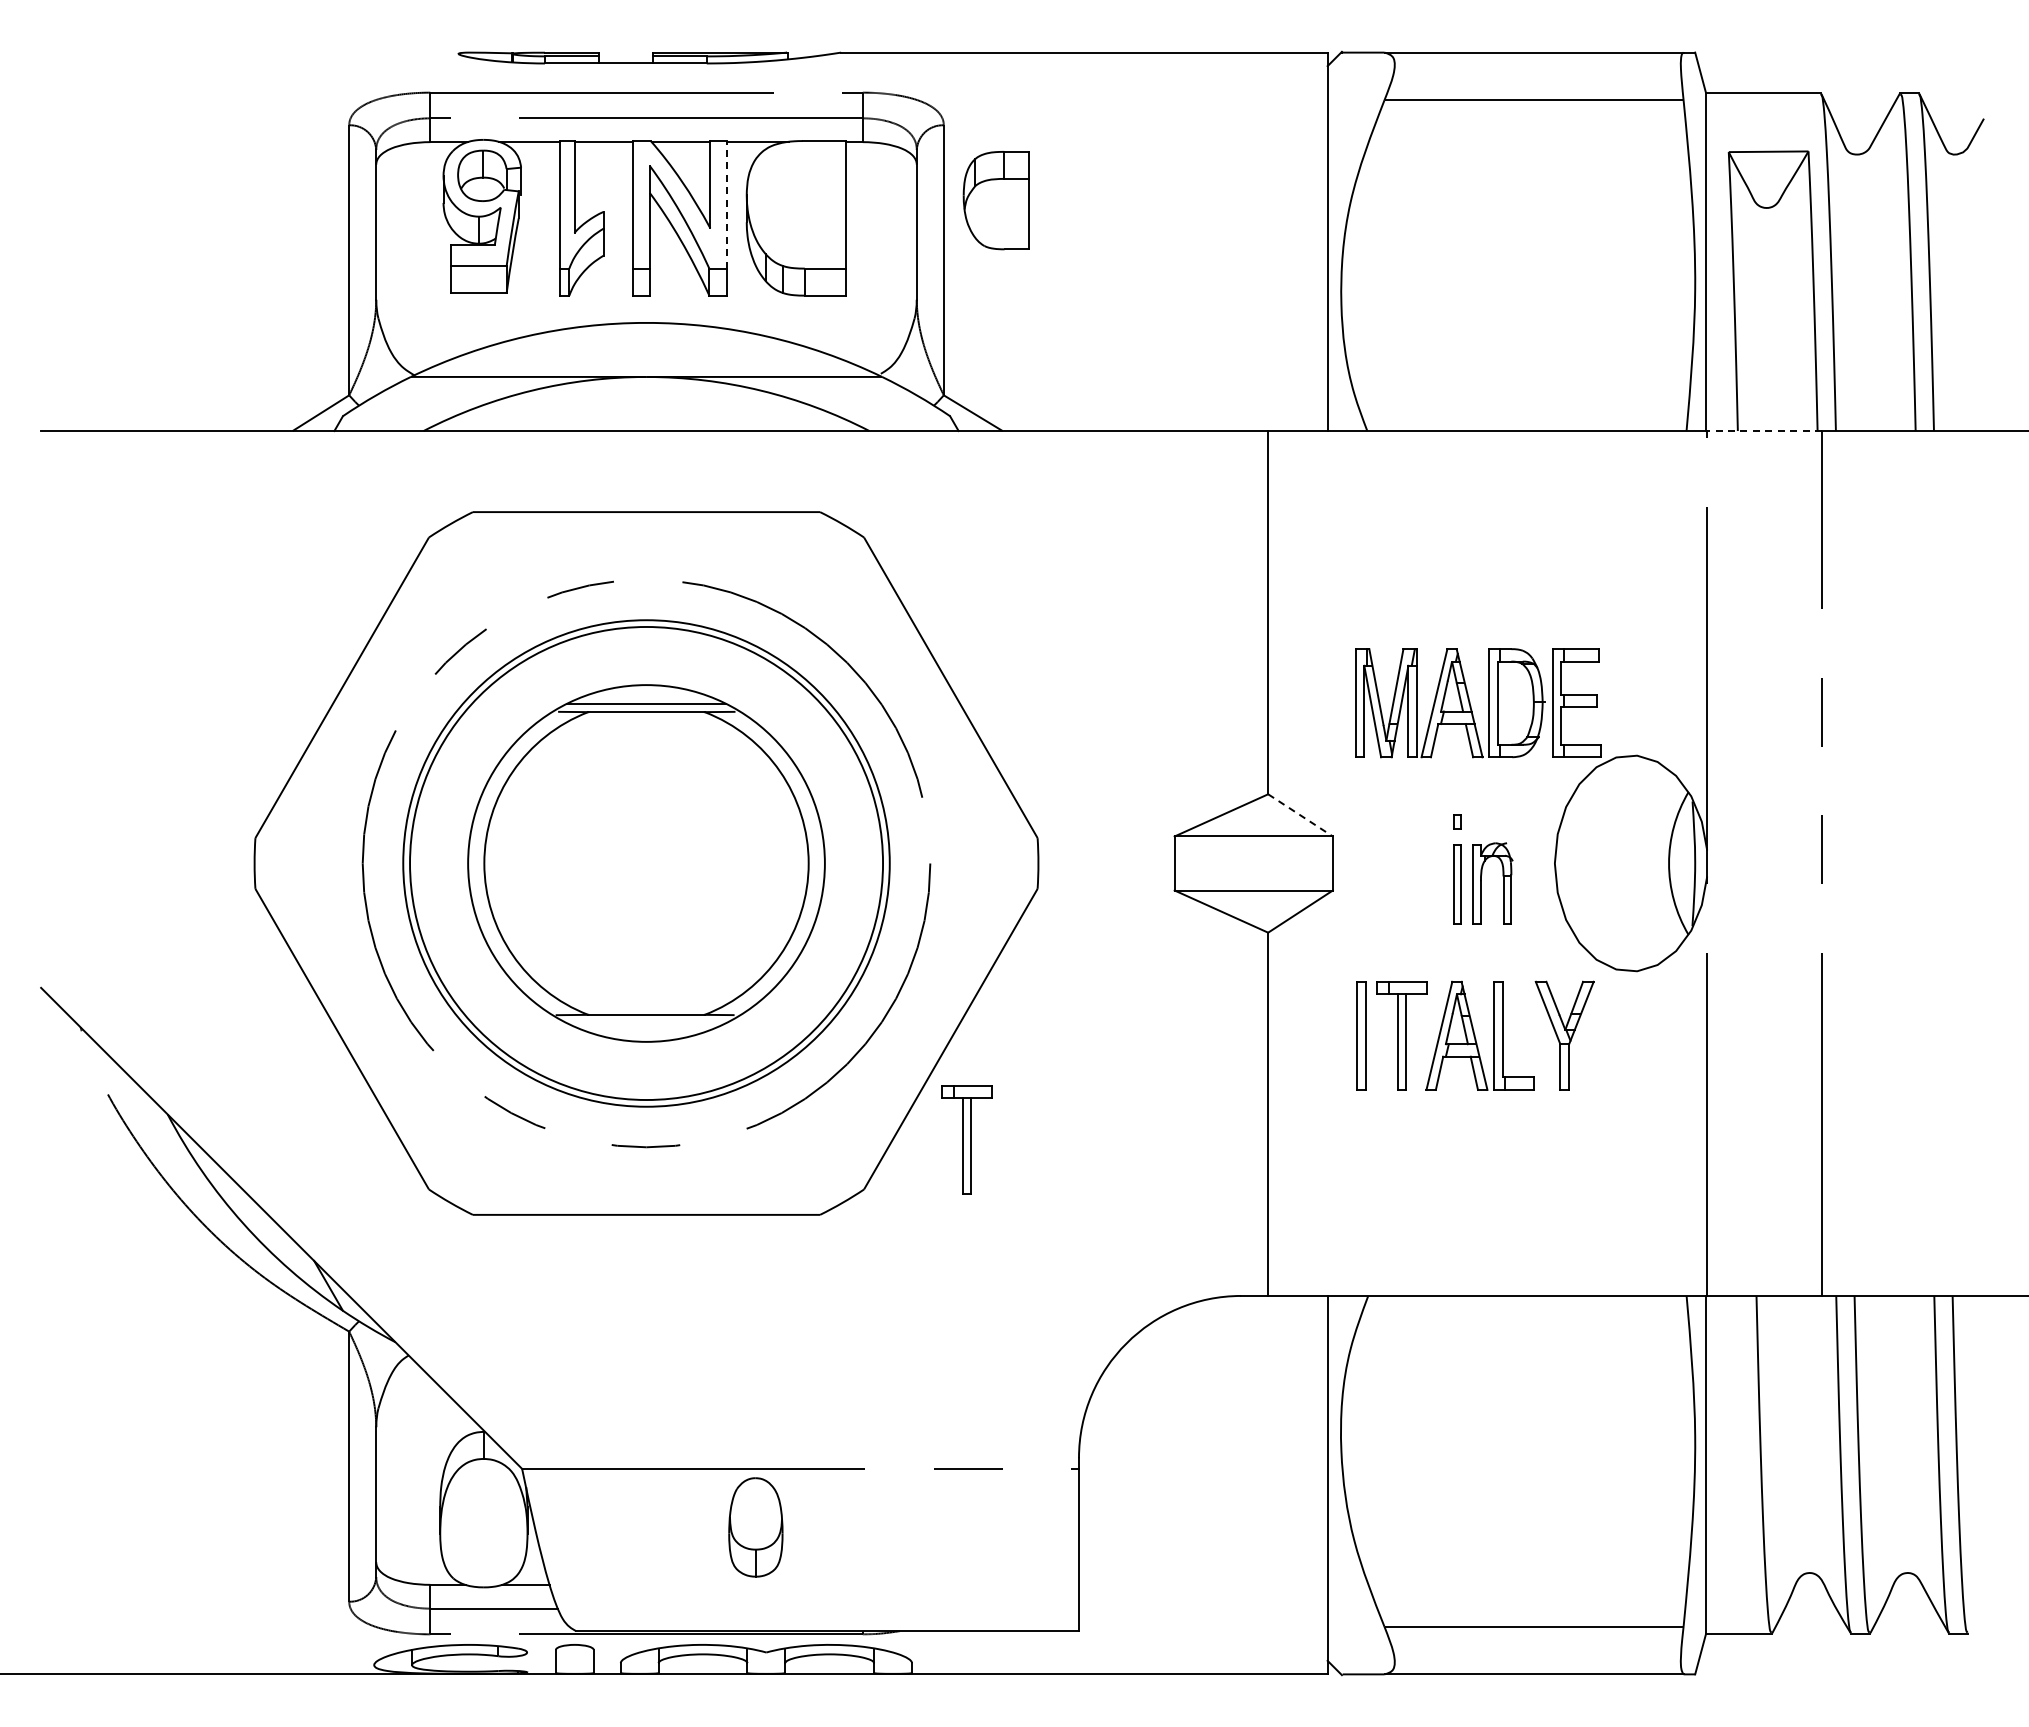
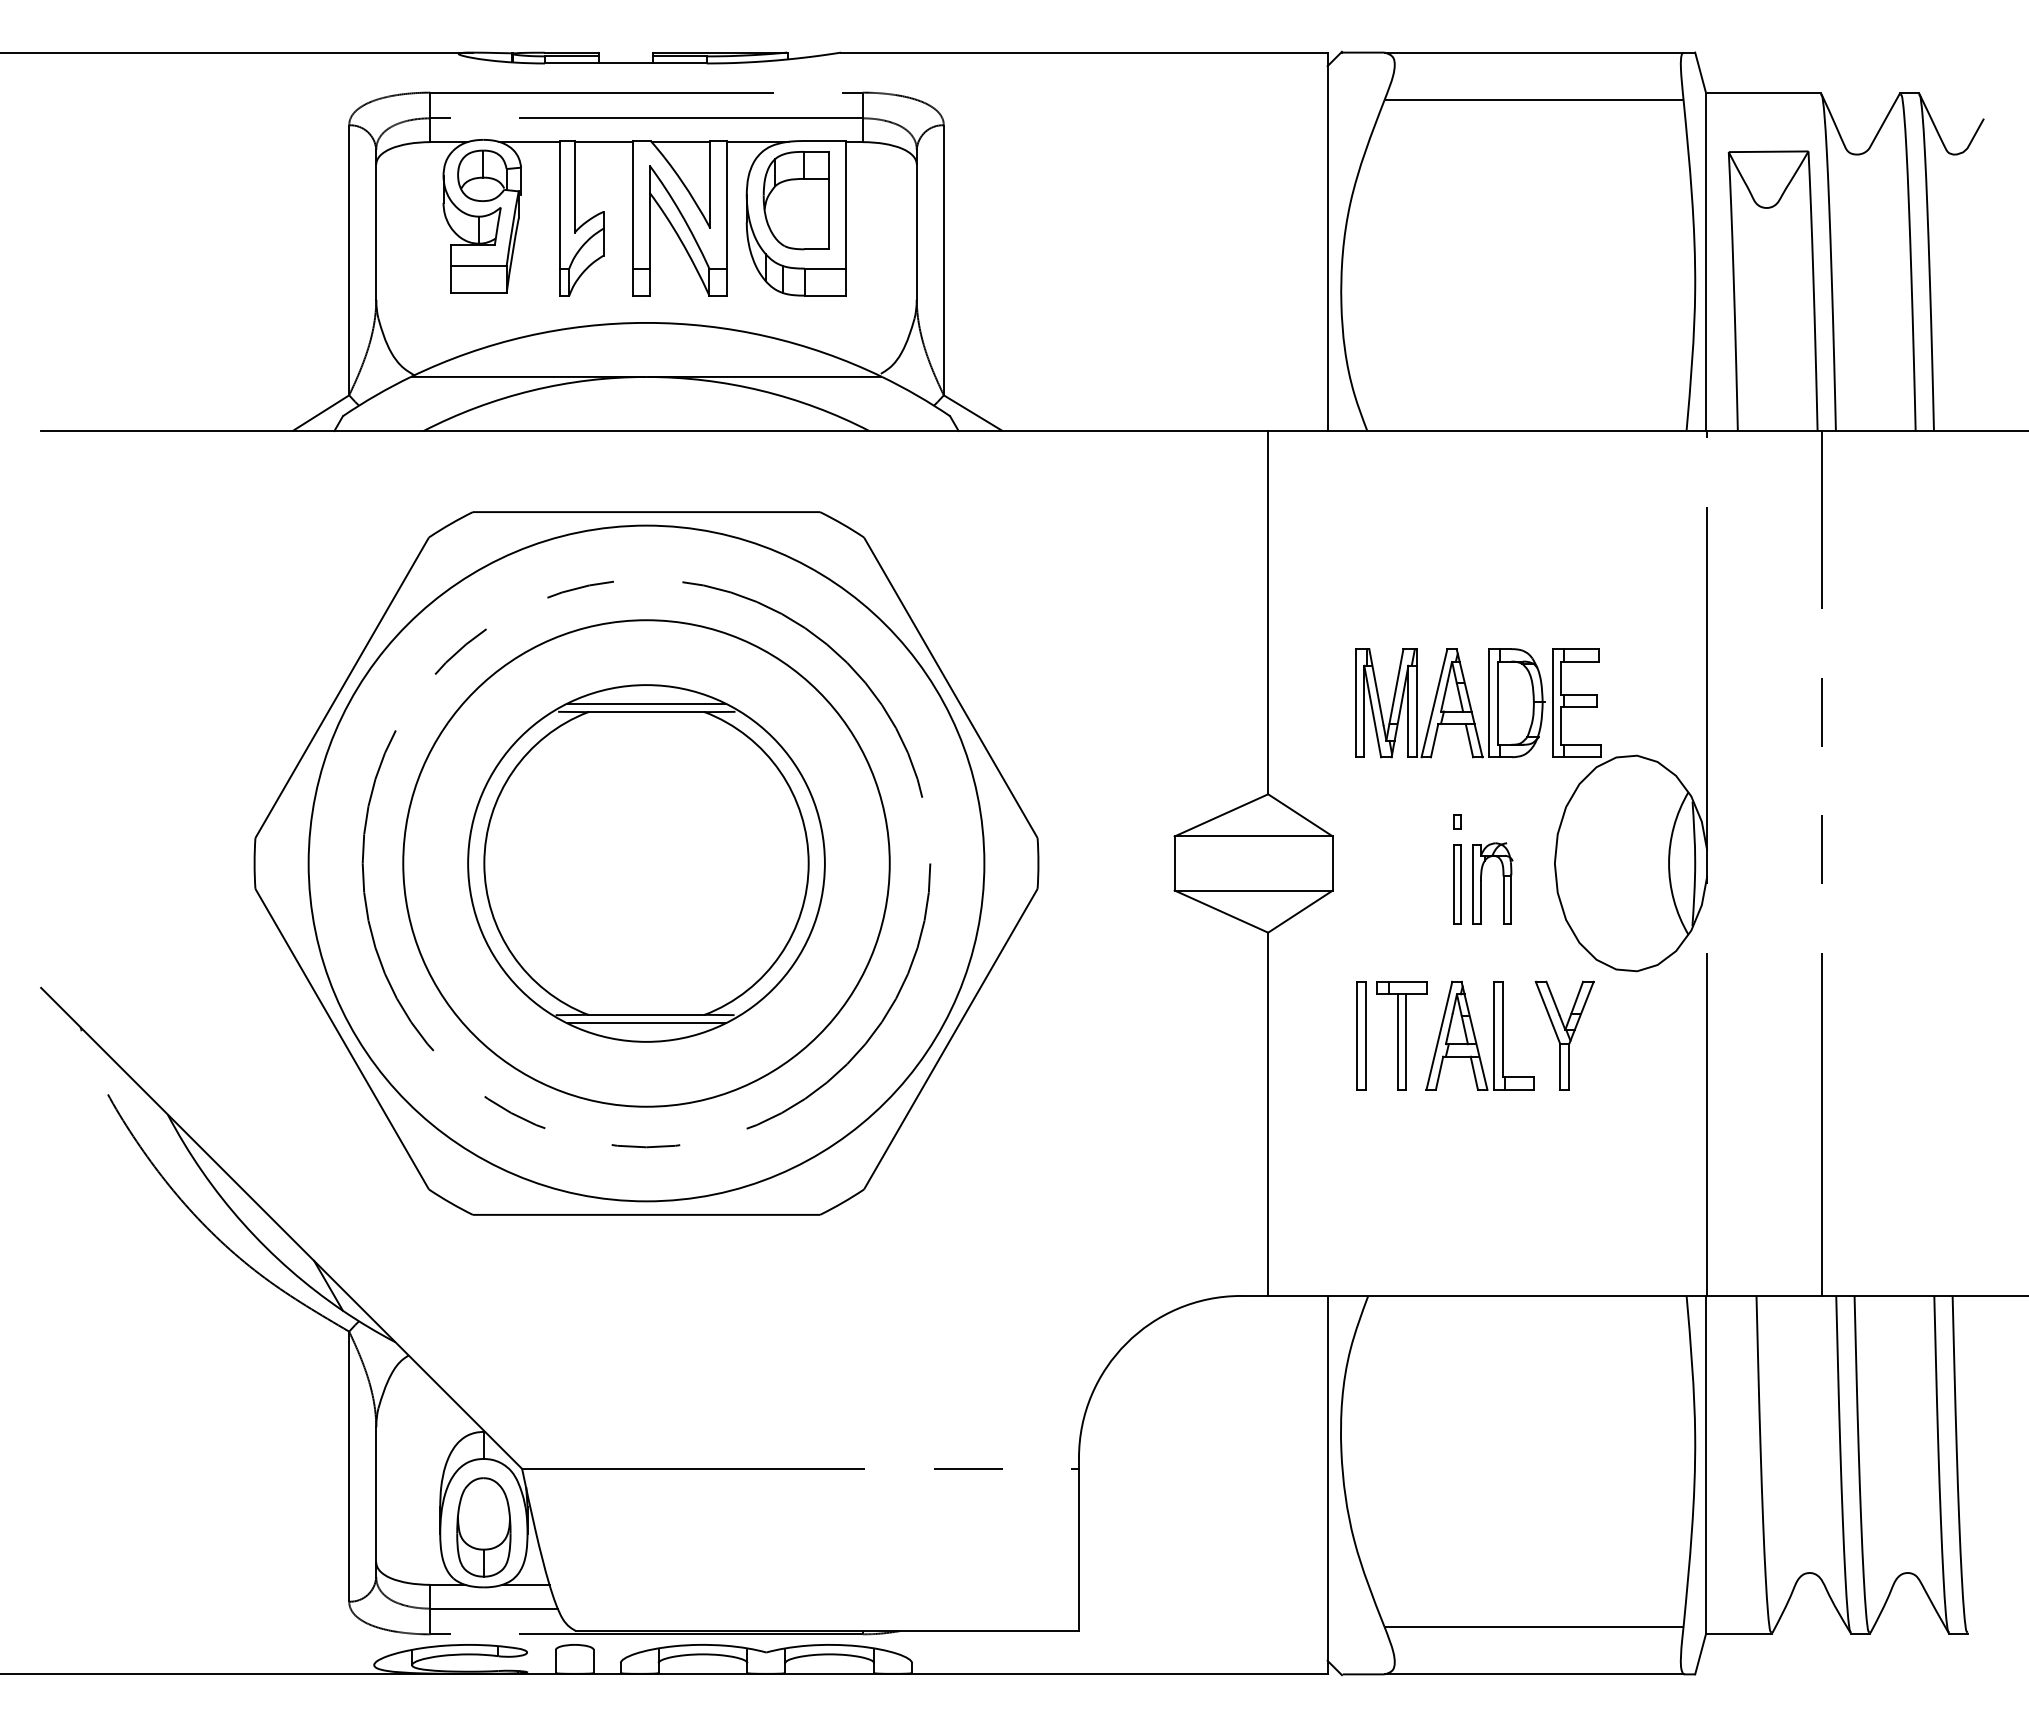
line: none -> present (237, 52)
part position: (995, 200) -> (795, 200) (795, 200)
line: dashed -> solid (727, 204)
line: dashed -> solid (1764, 431)
line: dashed -> solid (1300, 815)
circle diameter: 473 px -> 676 px (646, 863)
line: none -> present (646, 1022)
part: present -> none (966, 1139)
part position: (755, 1527) -> (483, 1527) (483, 1527)
